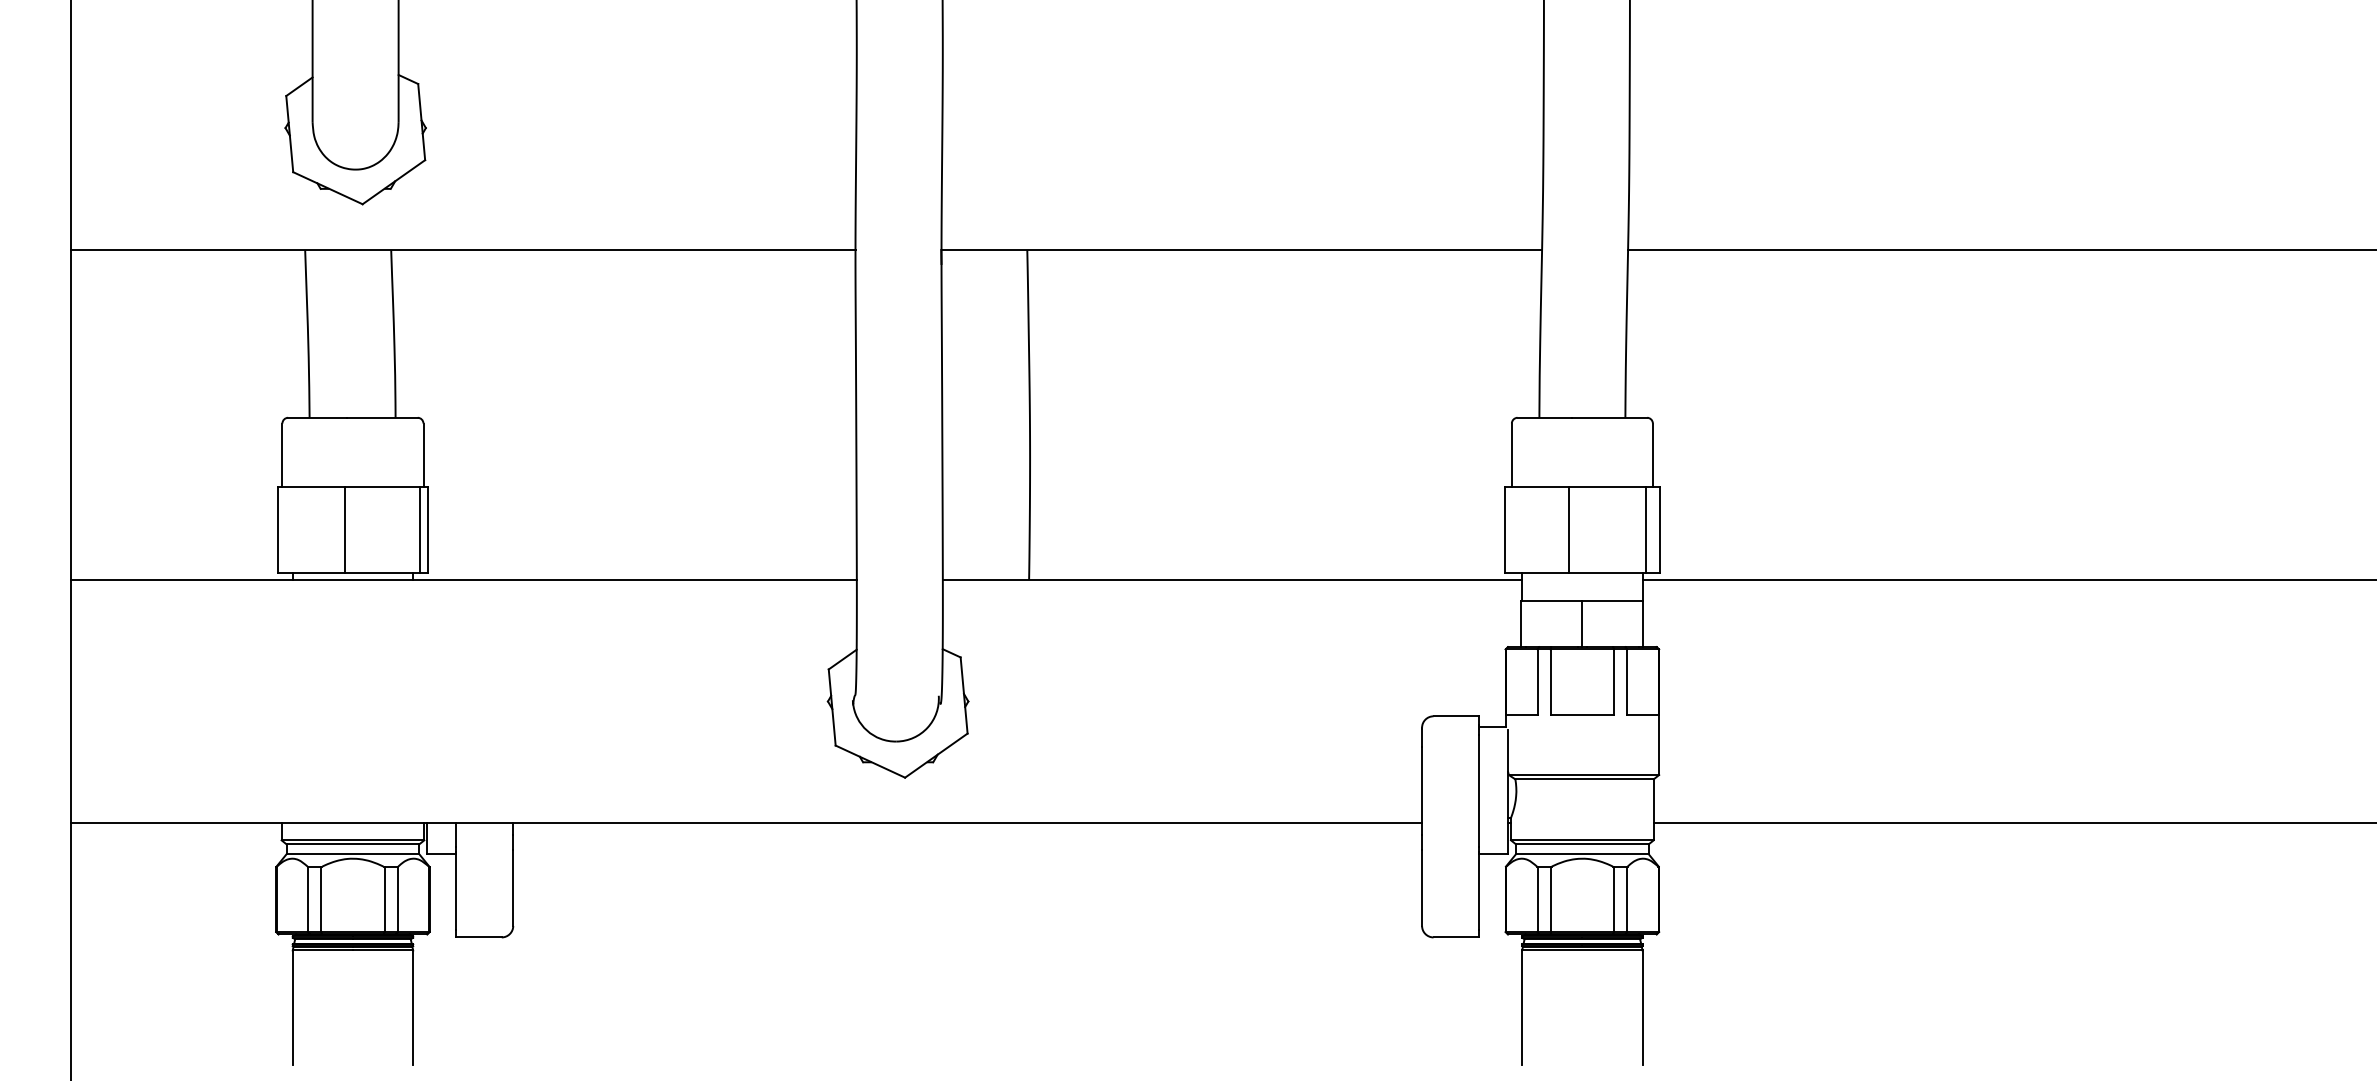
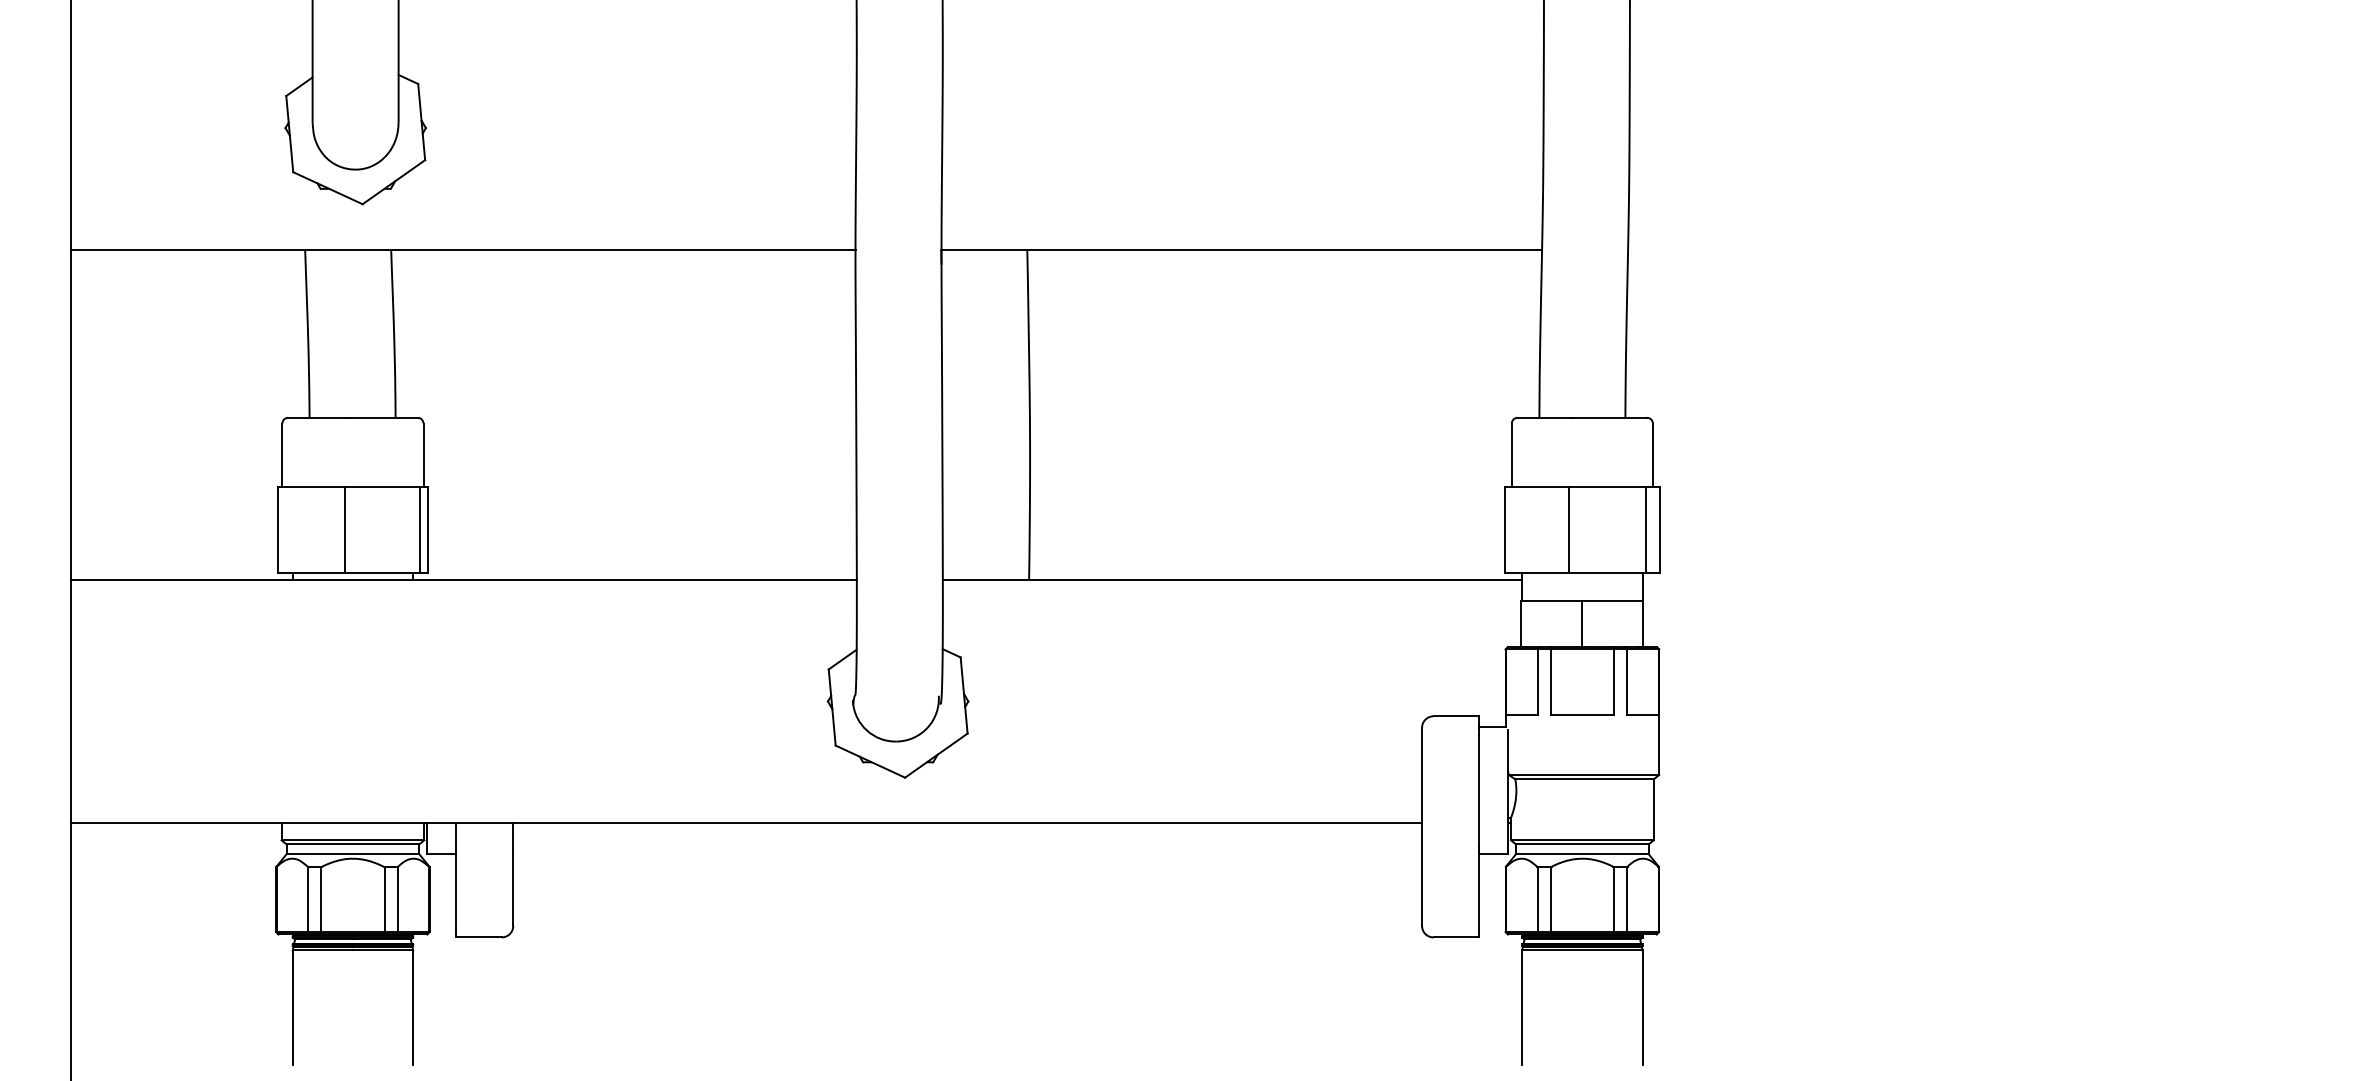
line: present -> none (2000, 249)
line: present -> none (2007, 579)
line: present -> none (2013, 823)
